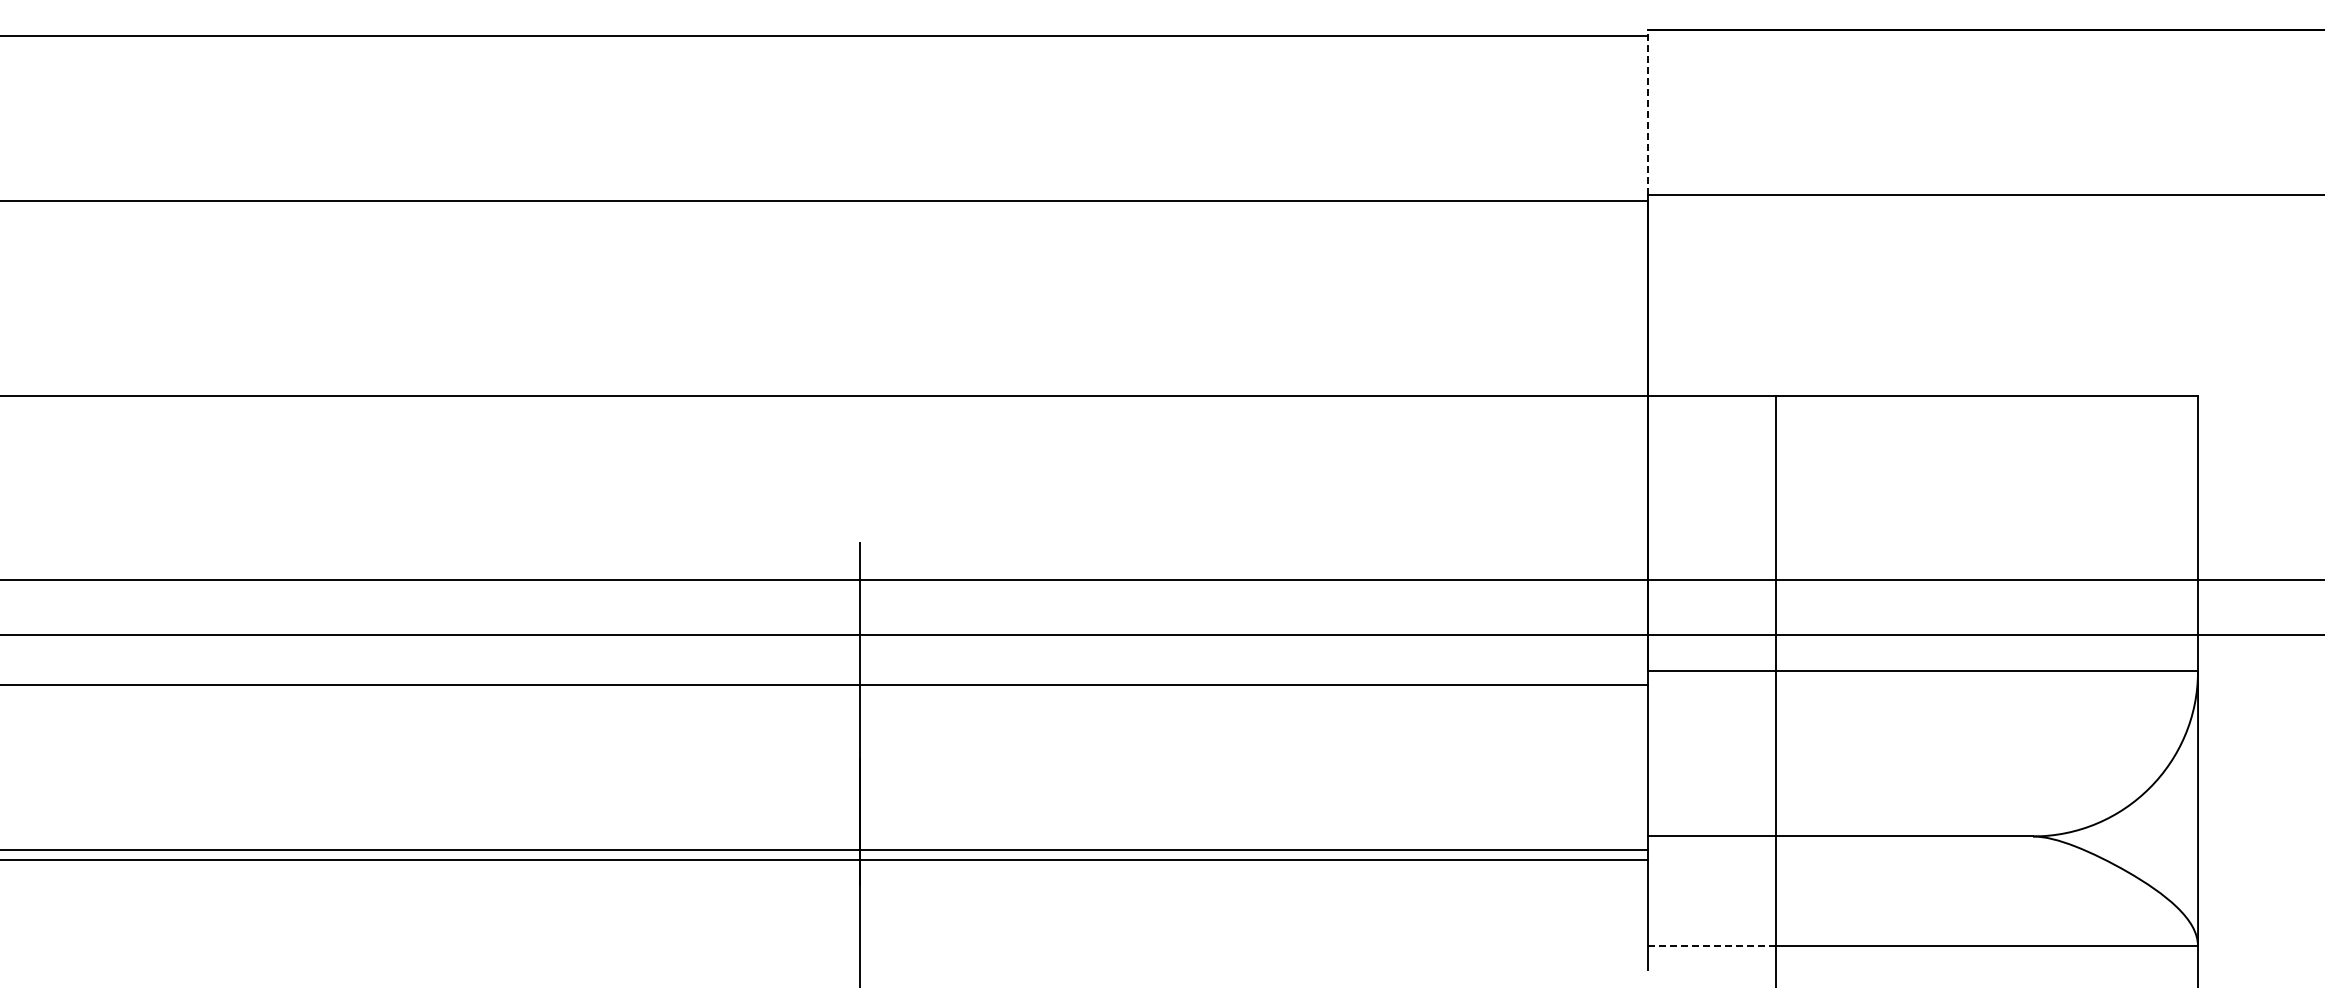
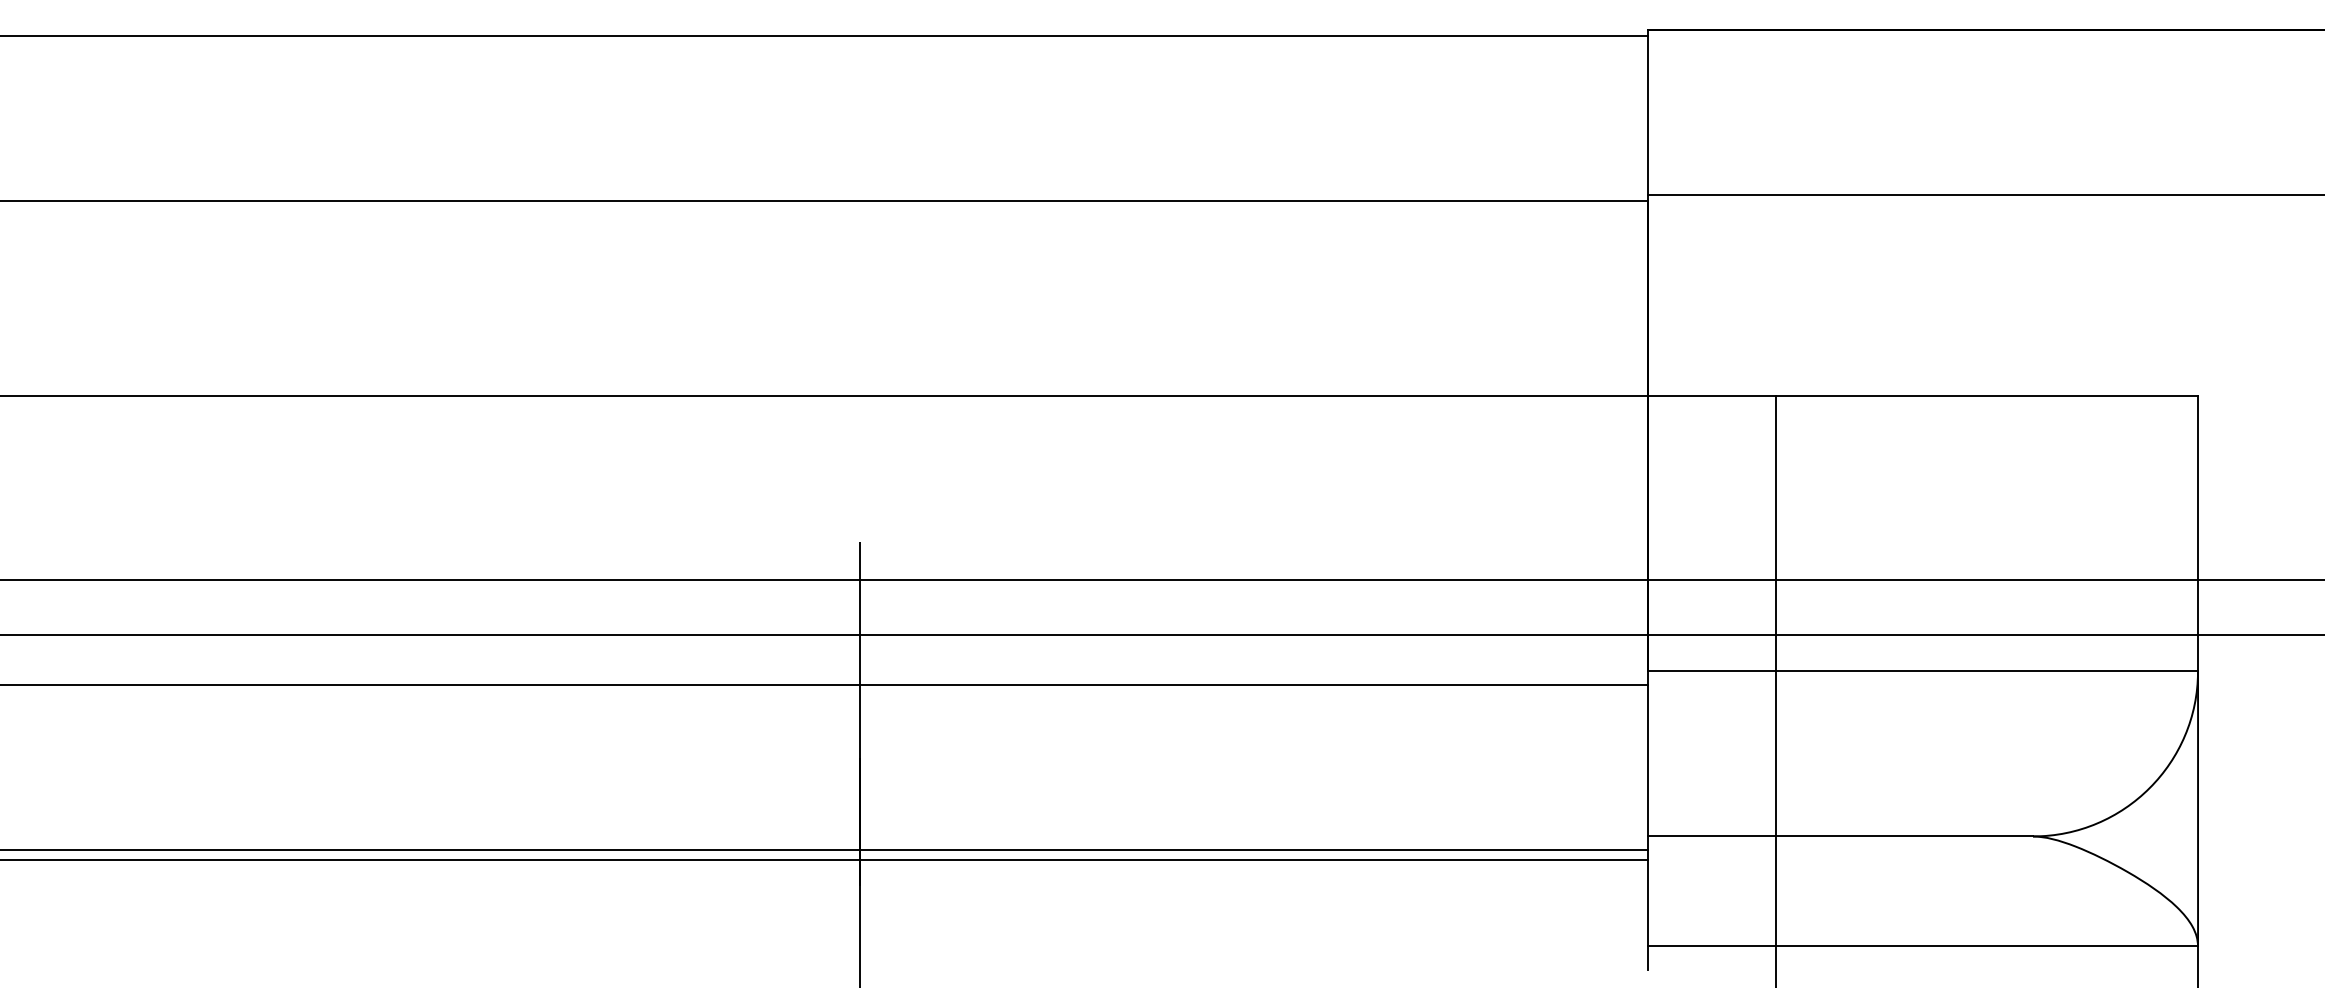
line: dashed -> solid (1647, 112)
line: dashed -> solid (1712, 946)
